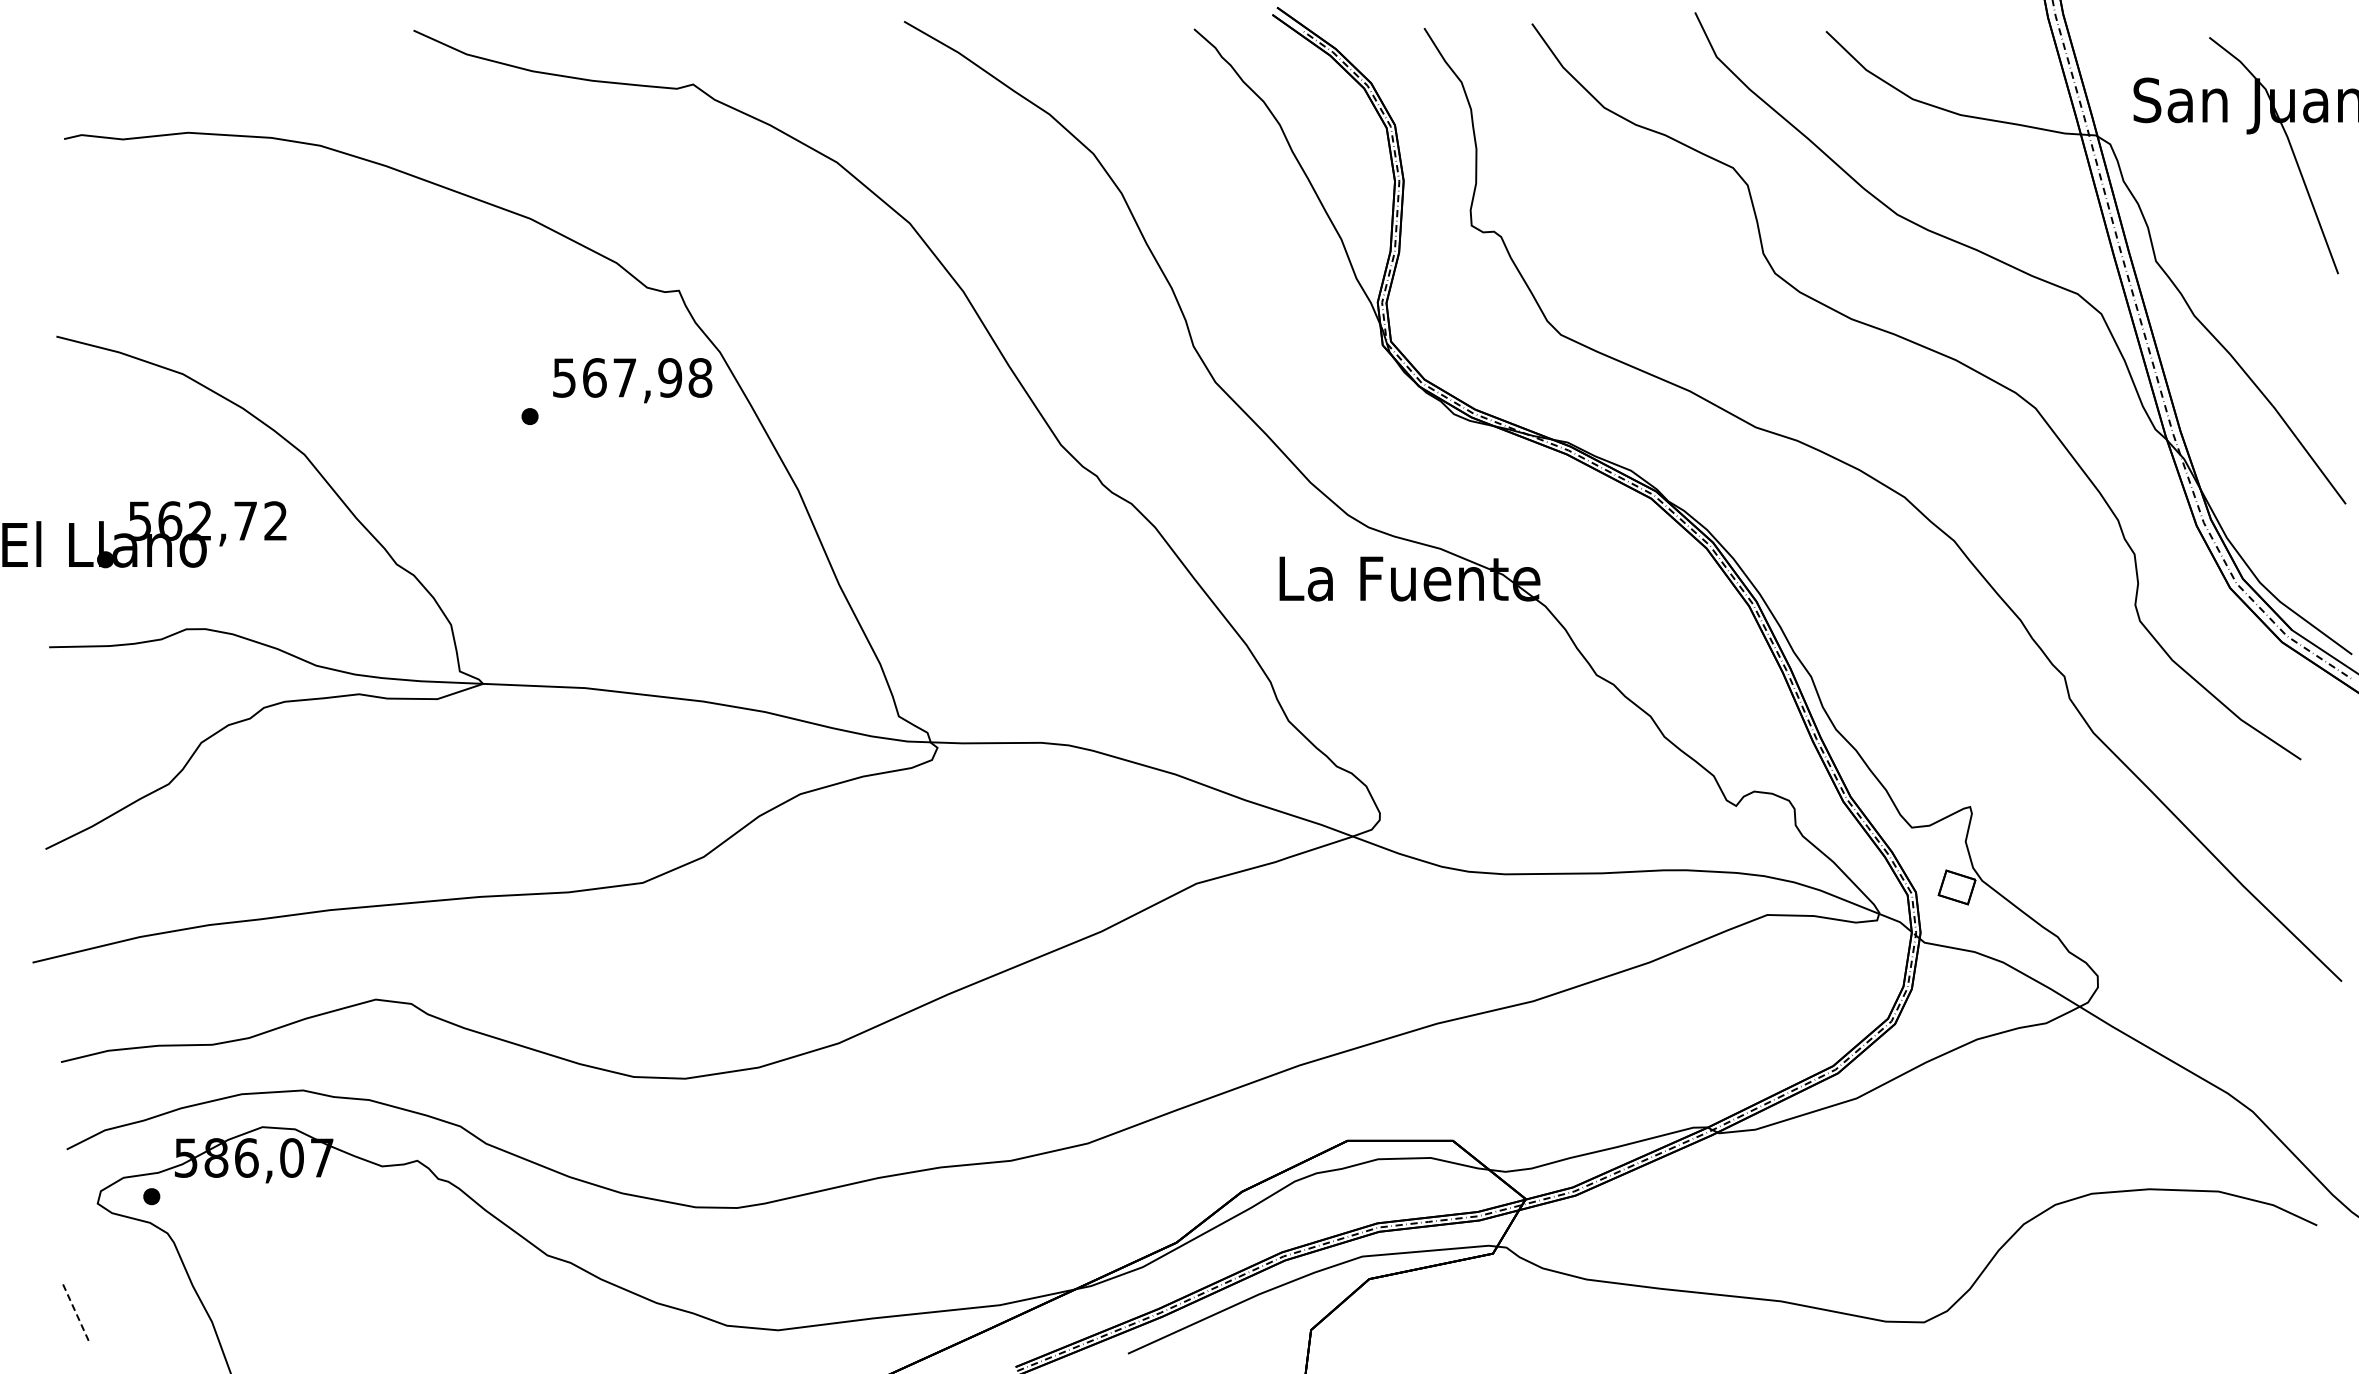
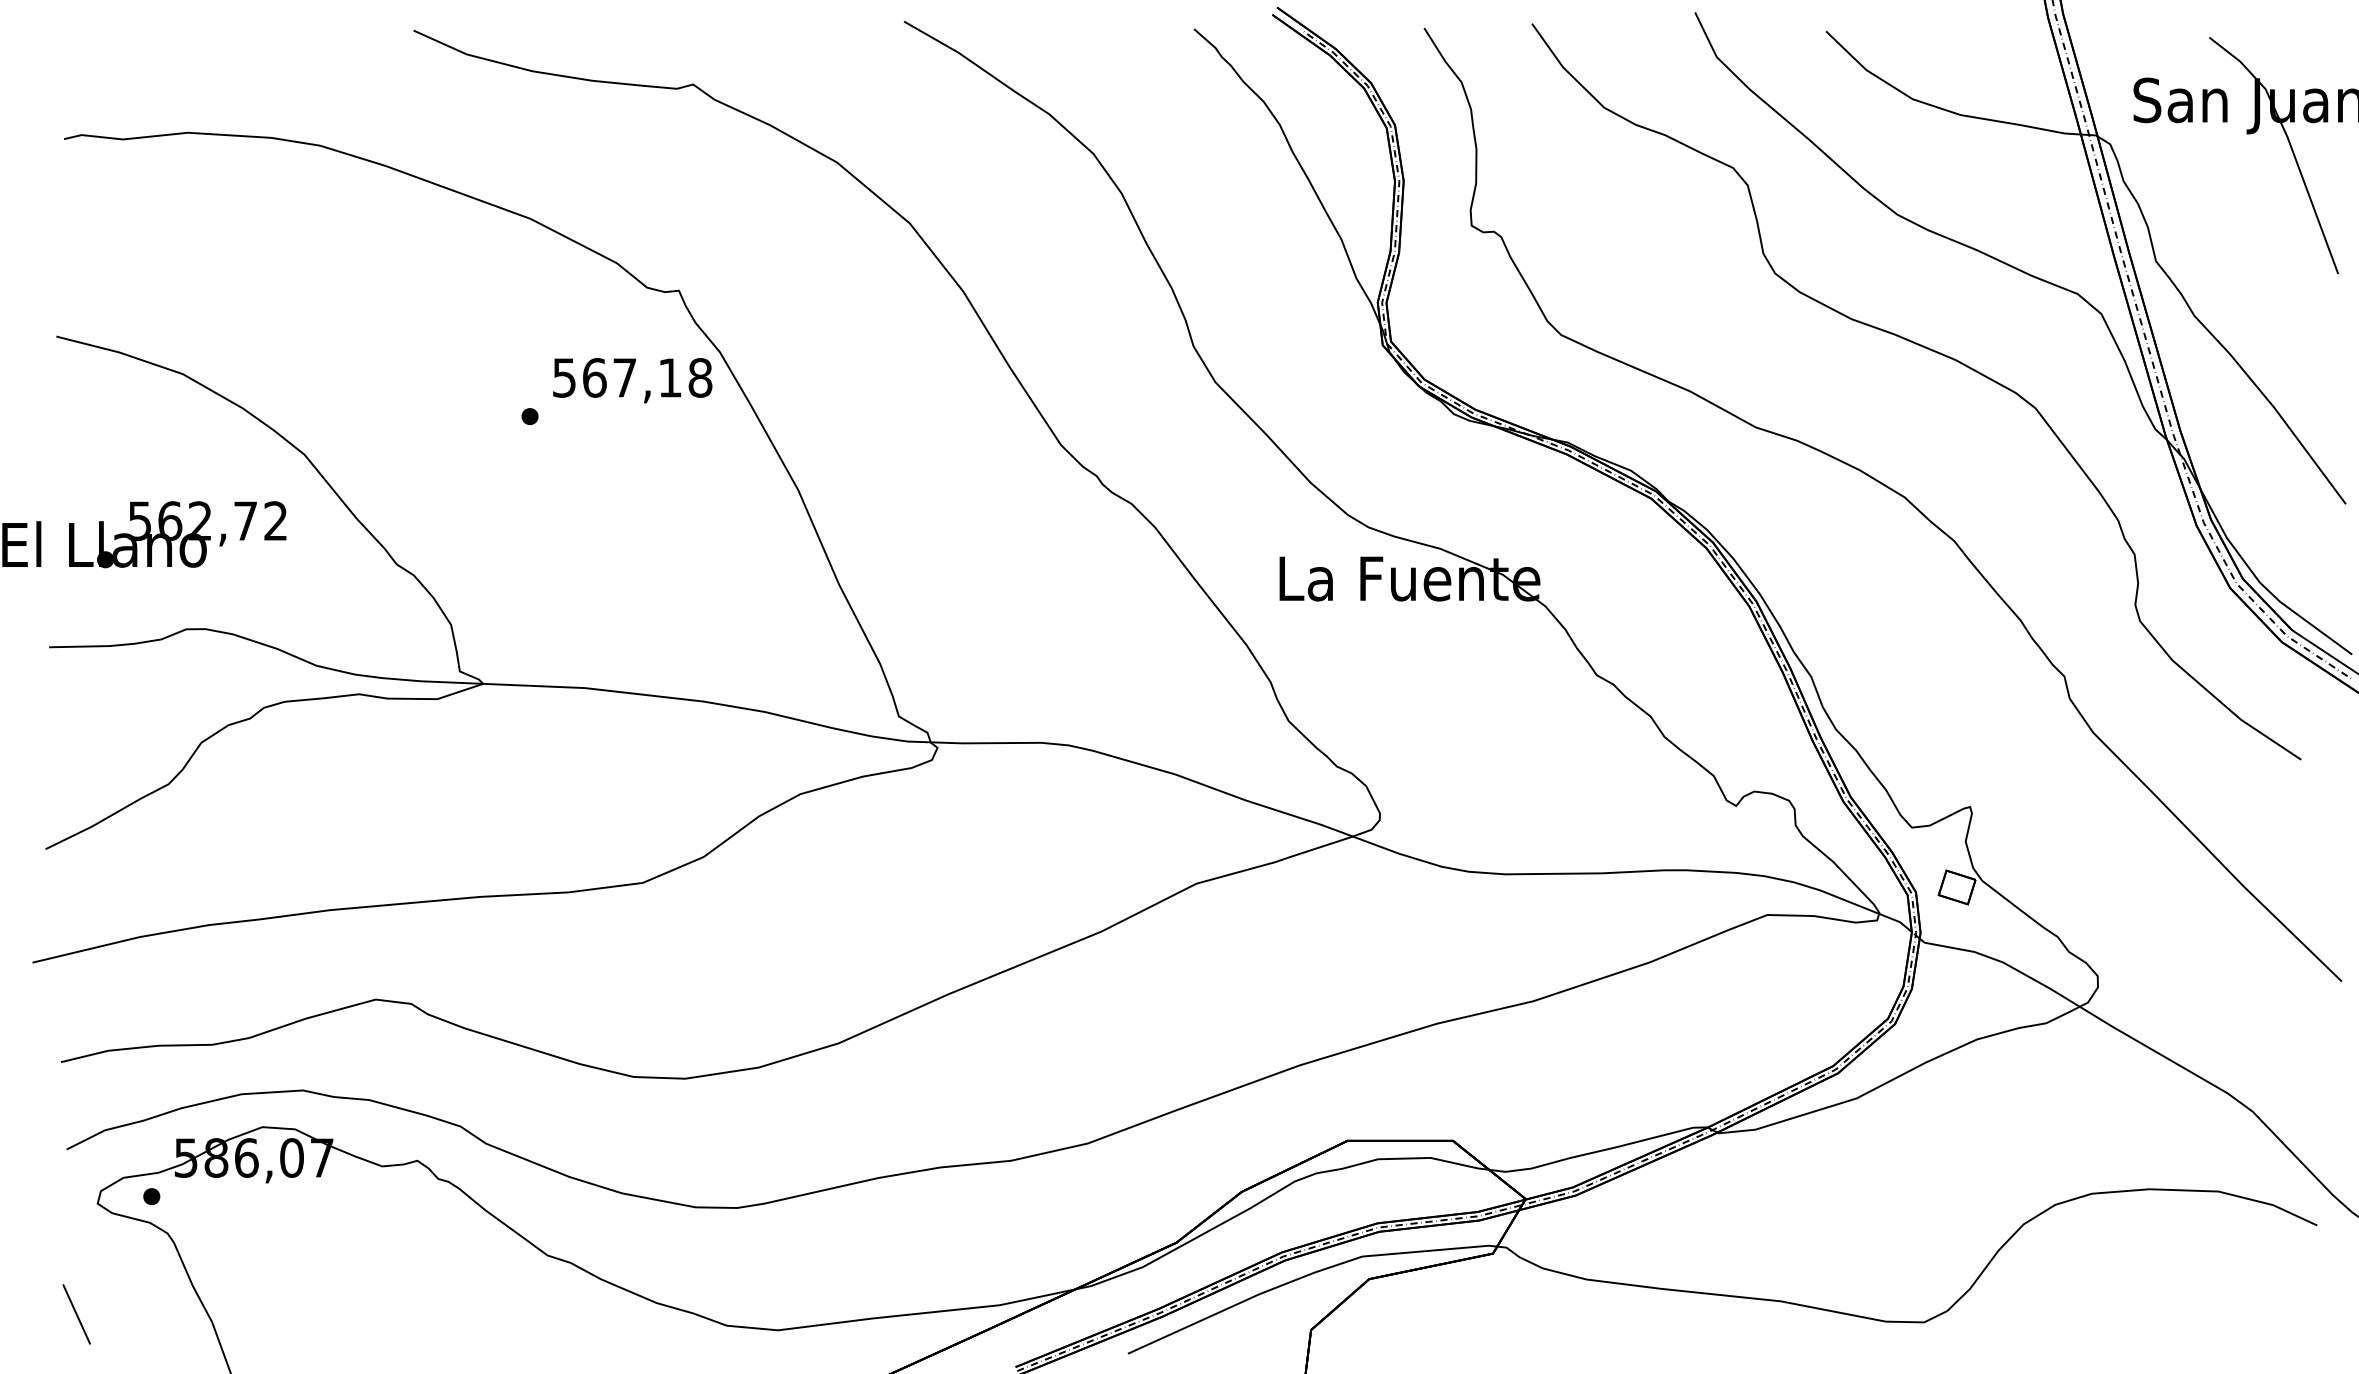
text: 567,98 -> 567,18 (670, 377)
line: dashed -> solid (76, 1314)
